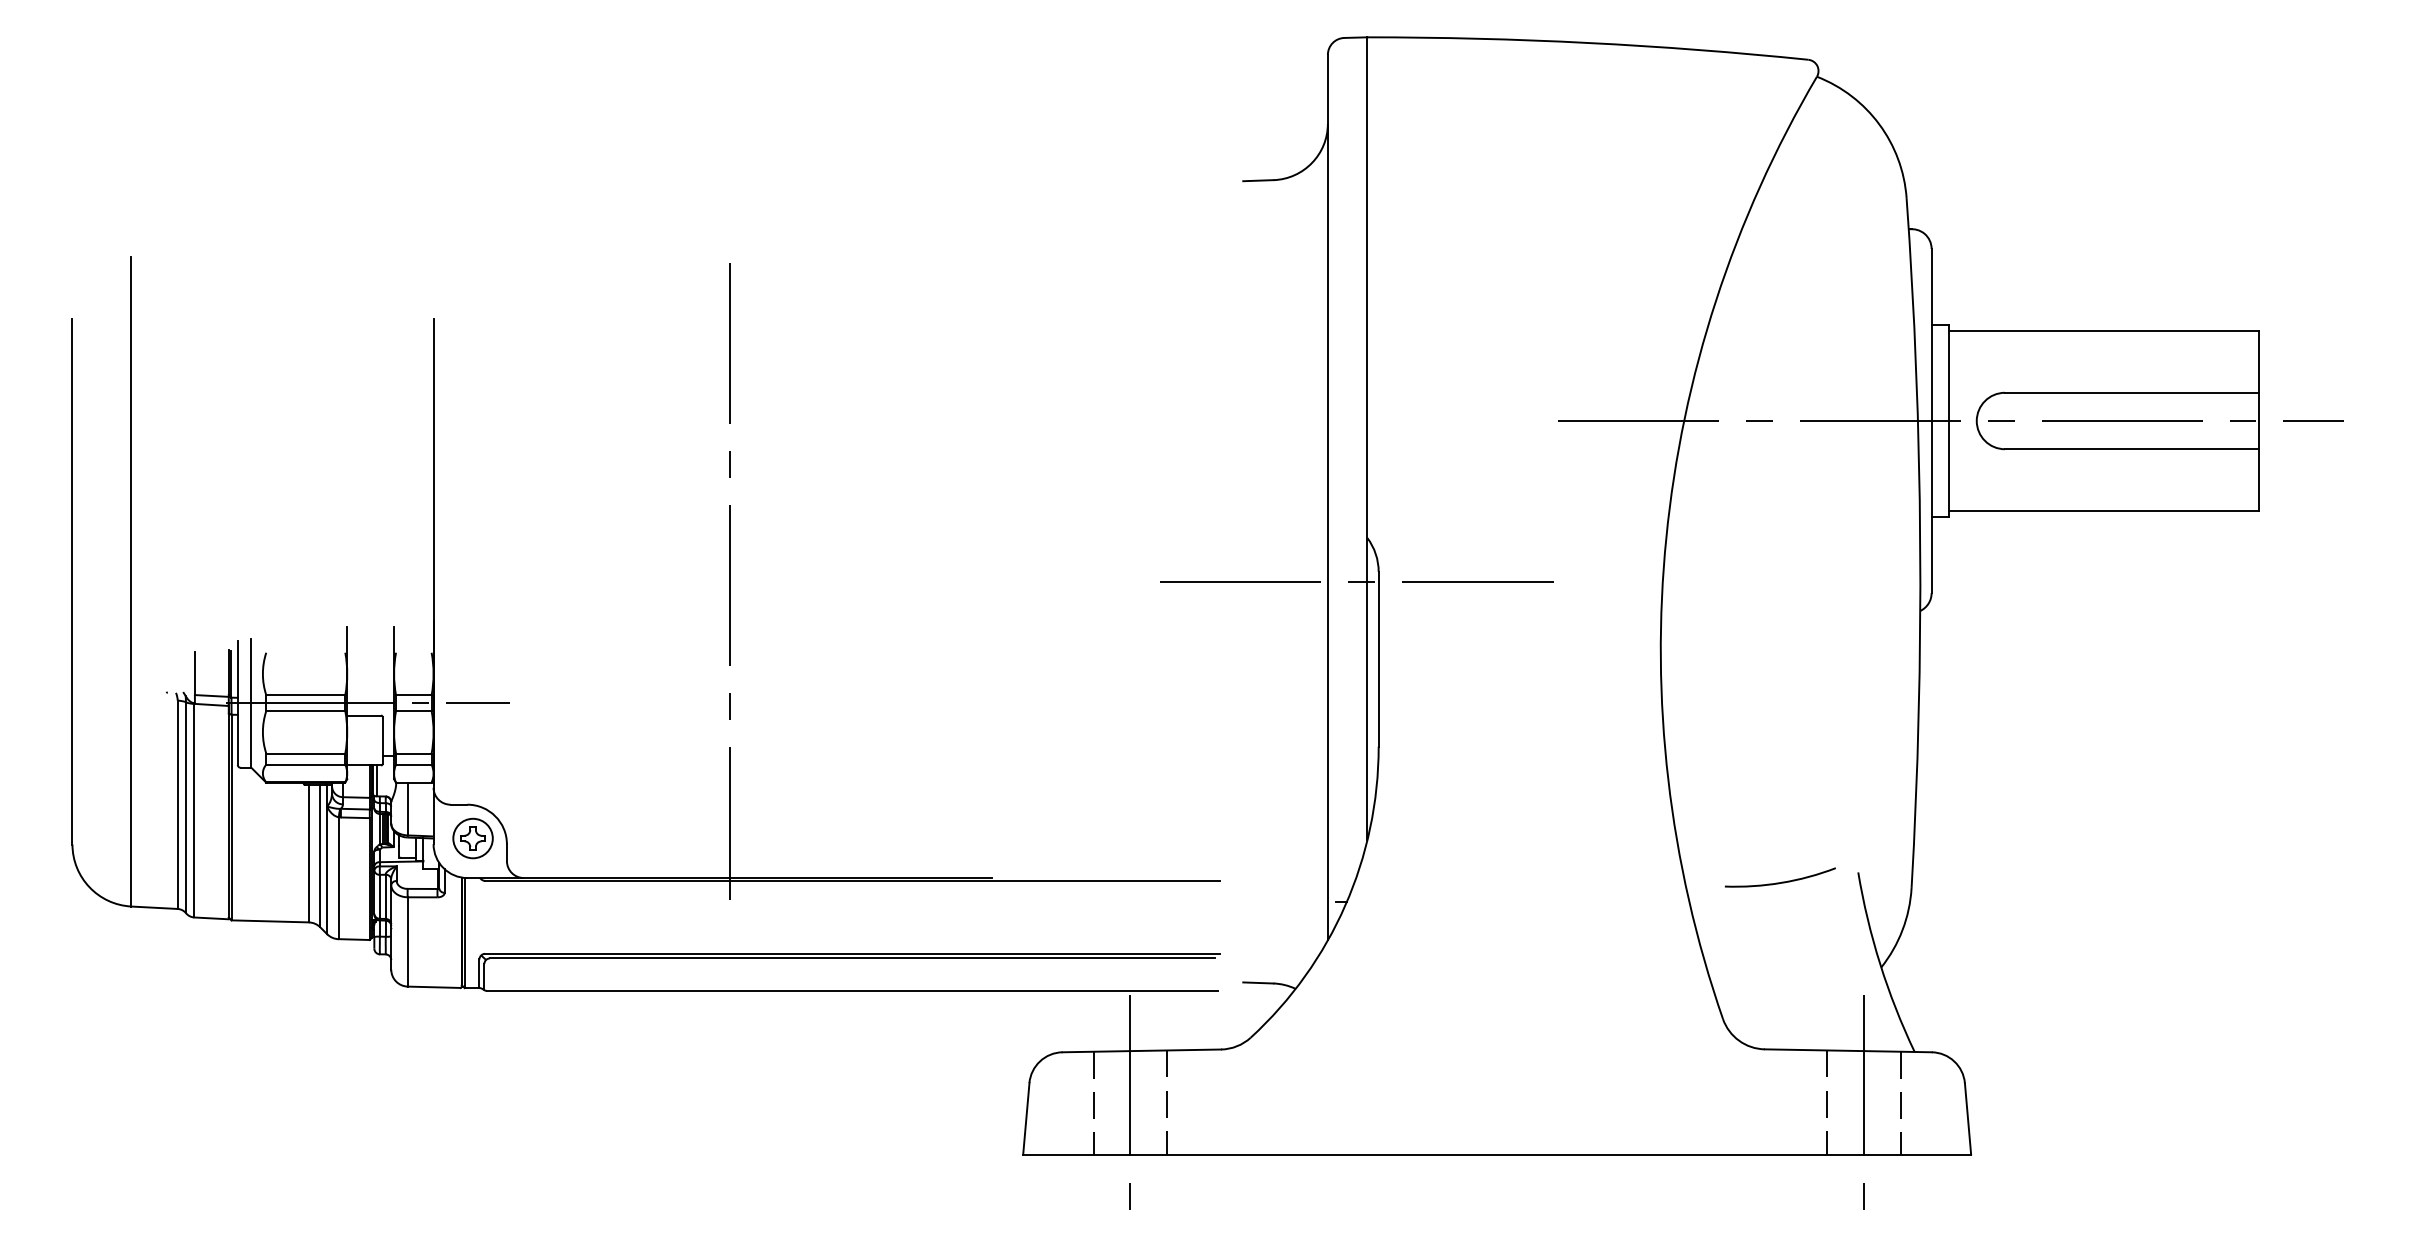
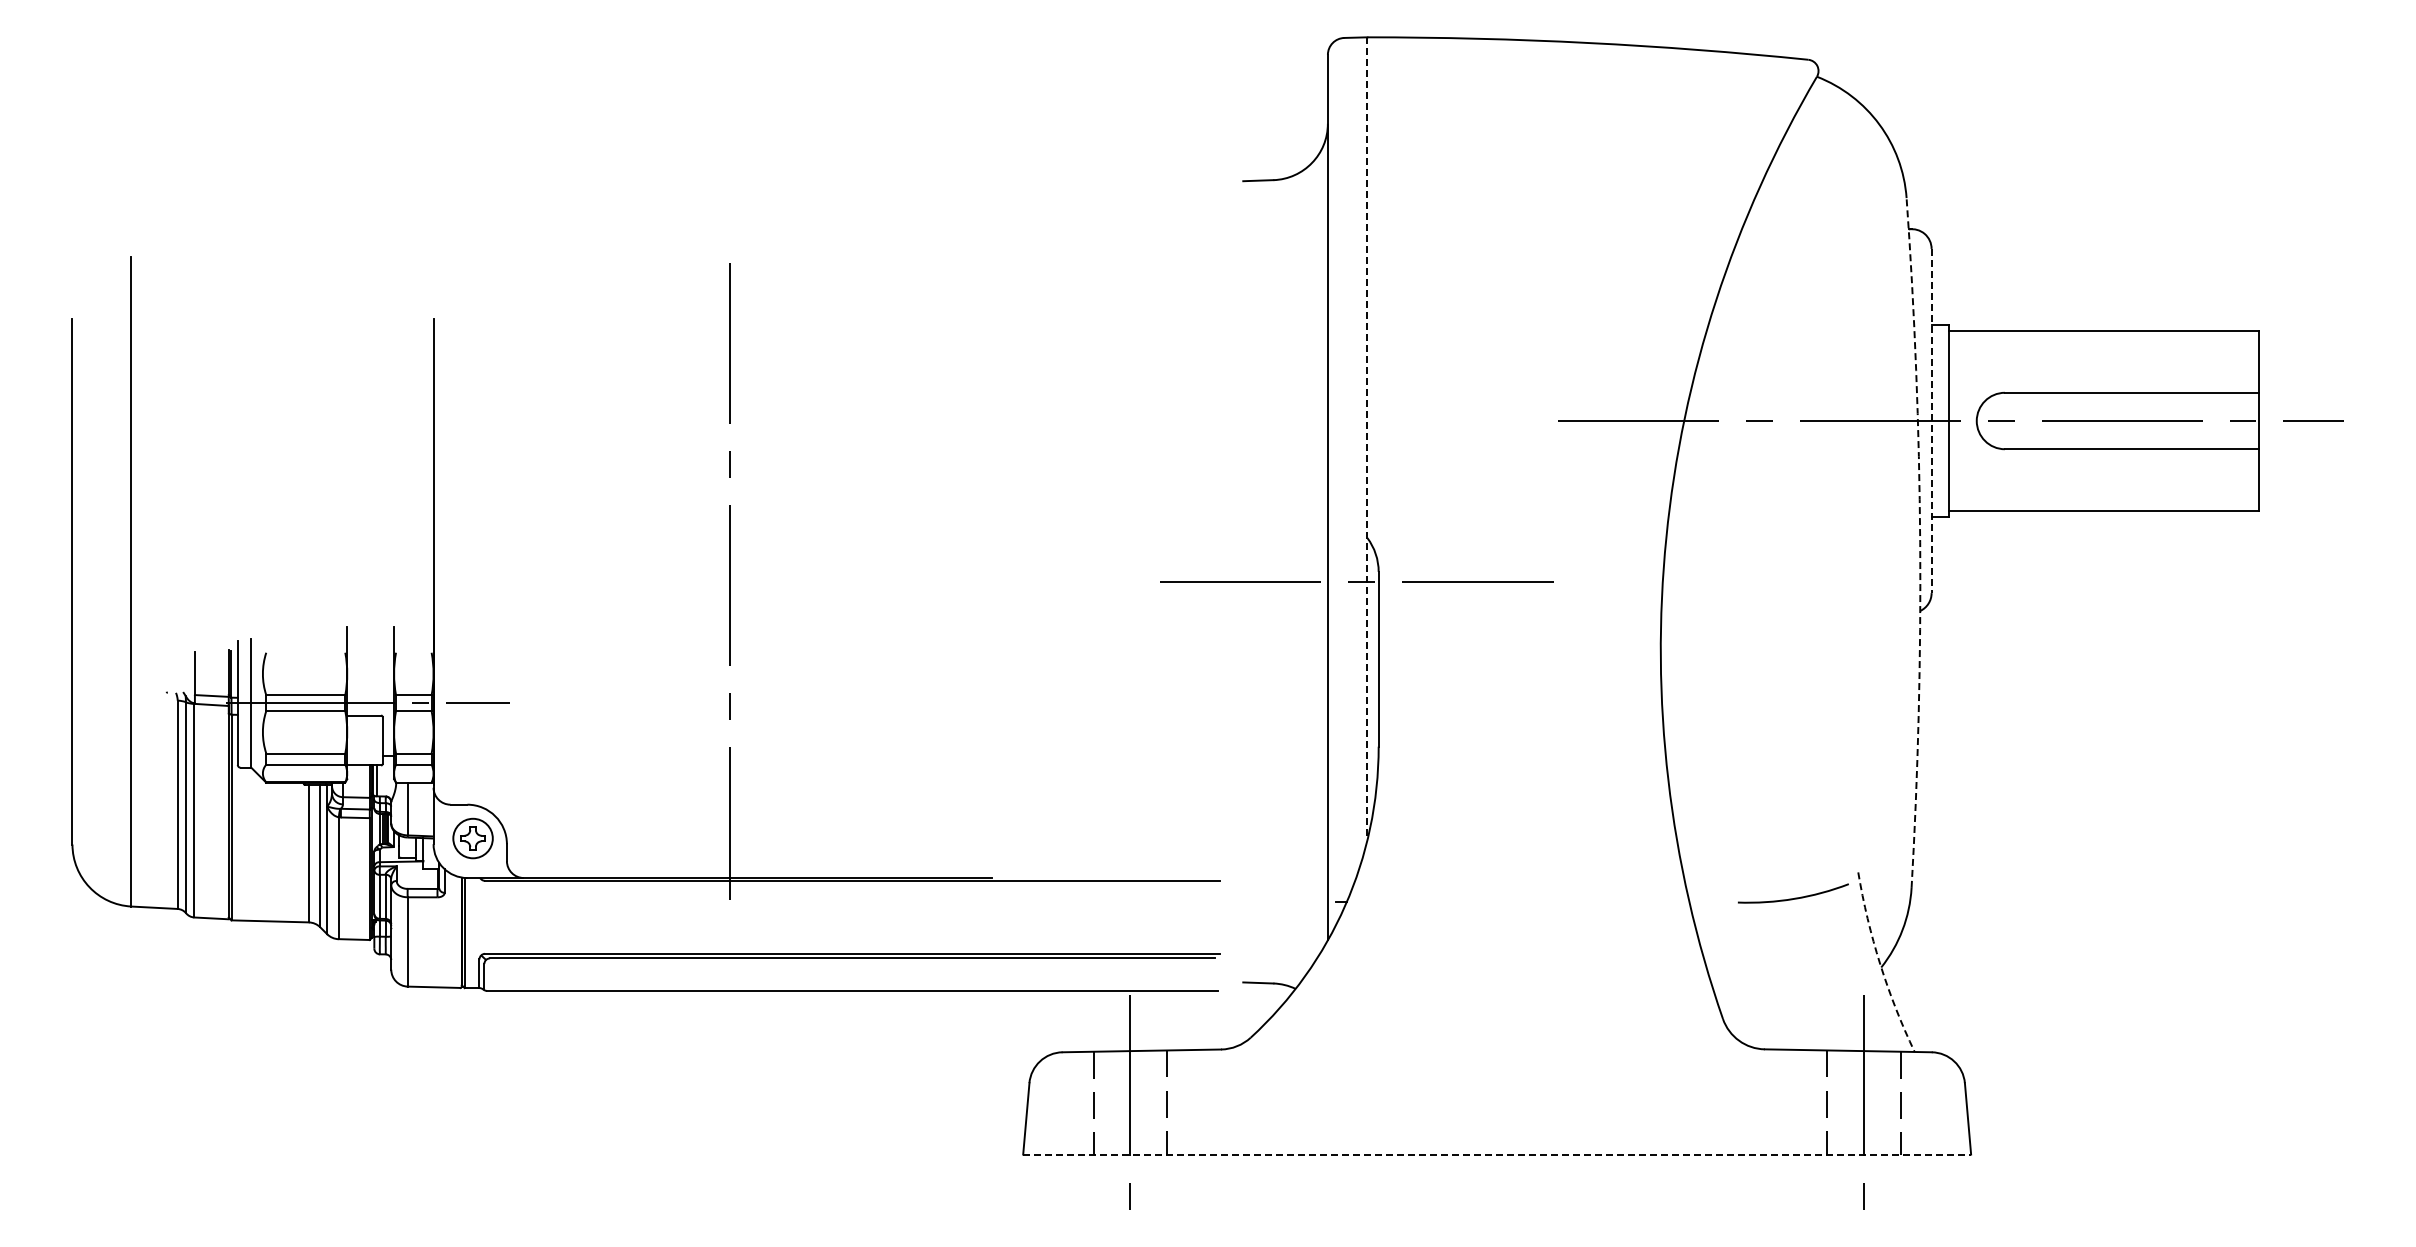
line: solid -> dashed (1931, 421)
line: solid -> dashed (1367, 438)
arc: solid -> dashed (1920, 542)
arc position: (1781, 881) -> (1794, 897) (1794, 897)
arc: solid -> dashed (1880, 964)
line: solid -> dashed (1497, 1154)
